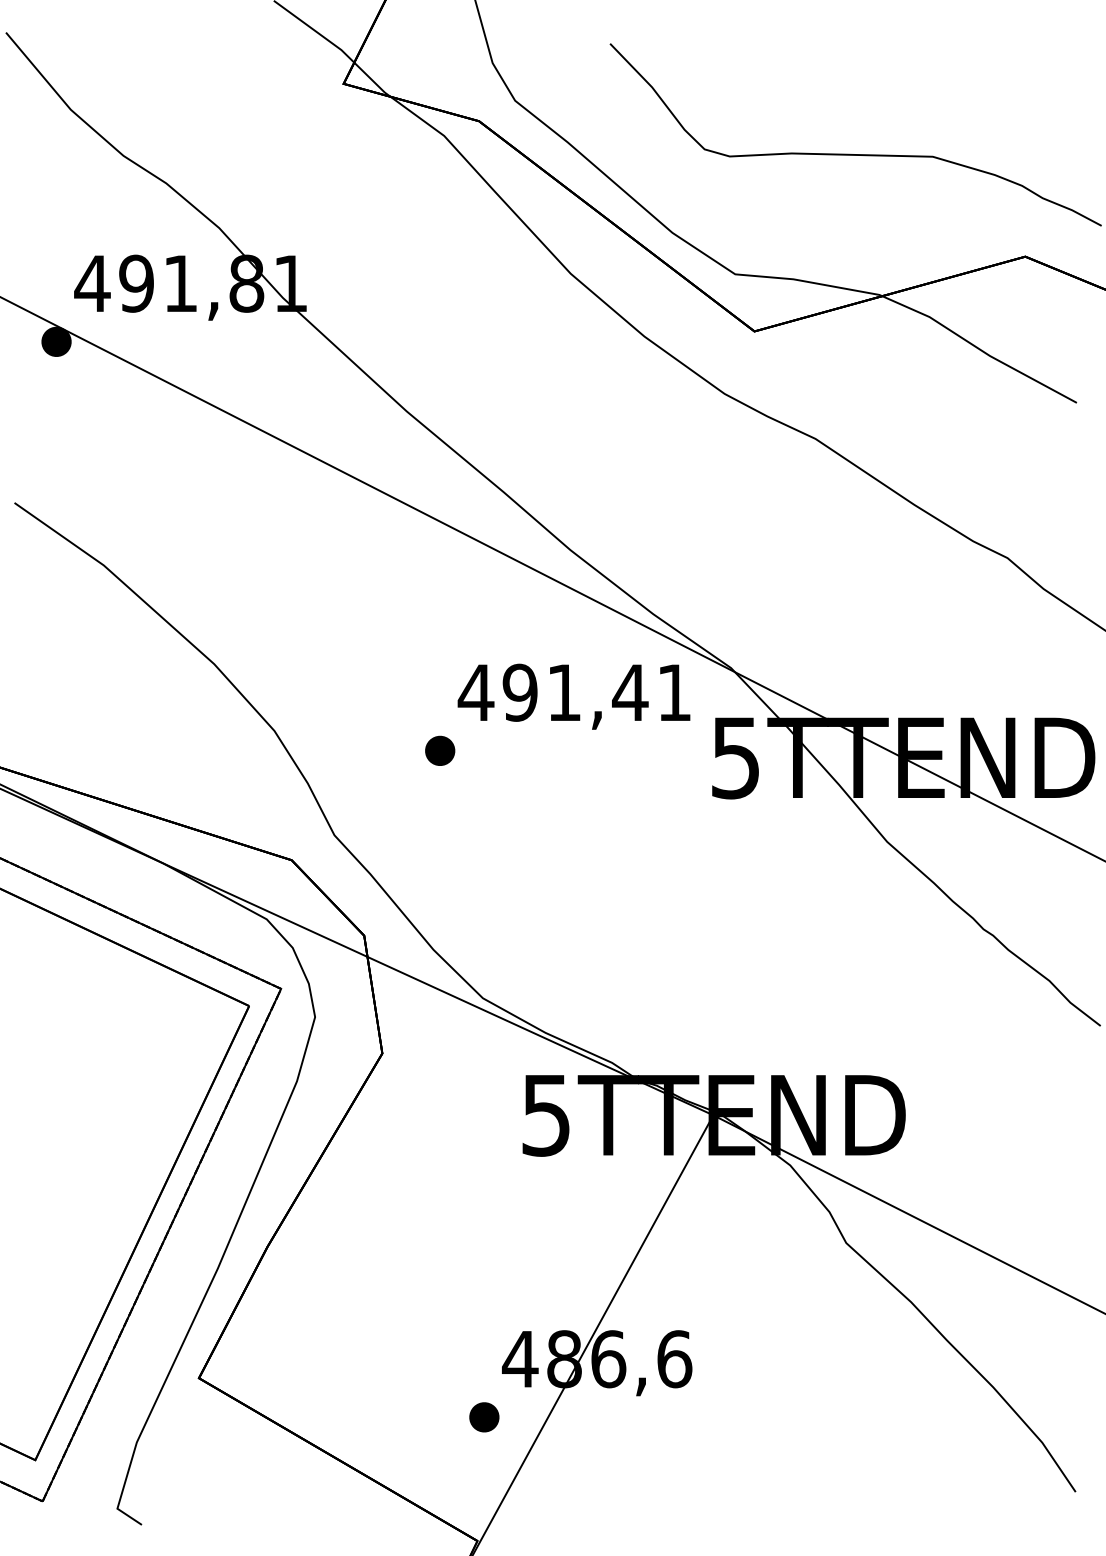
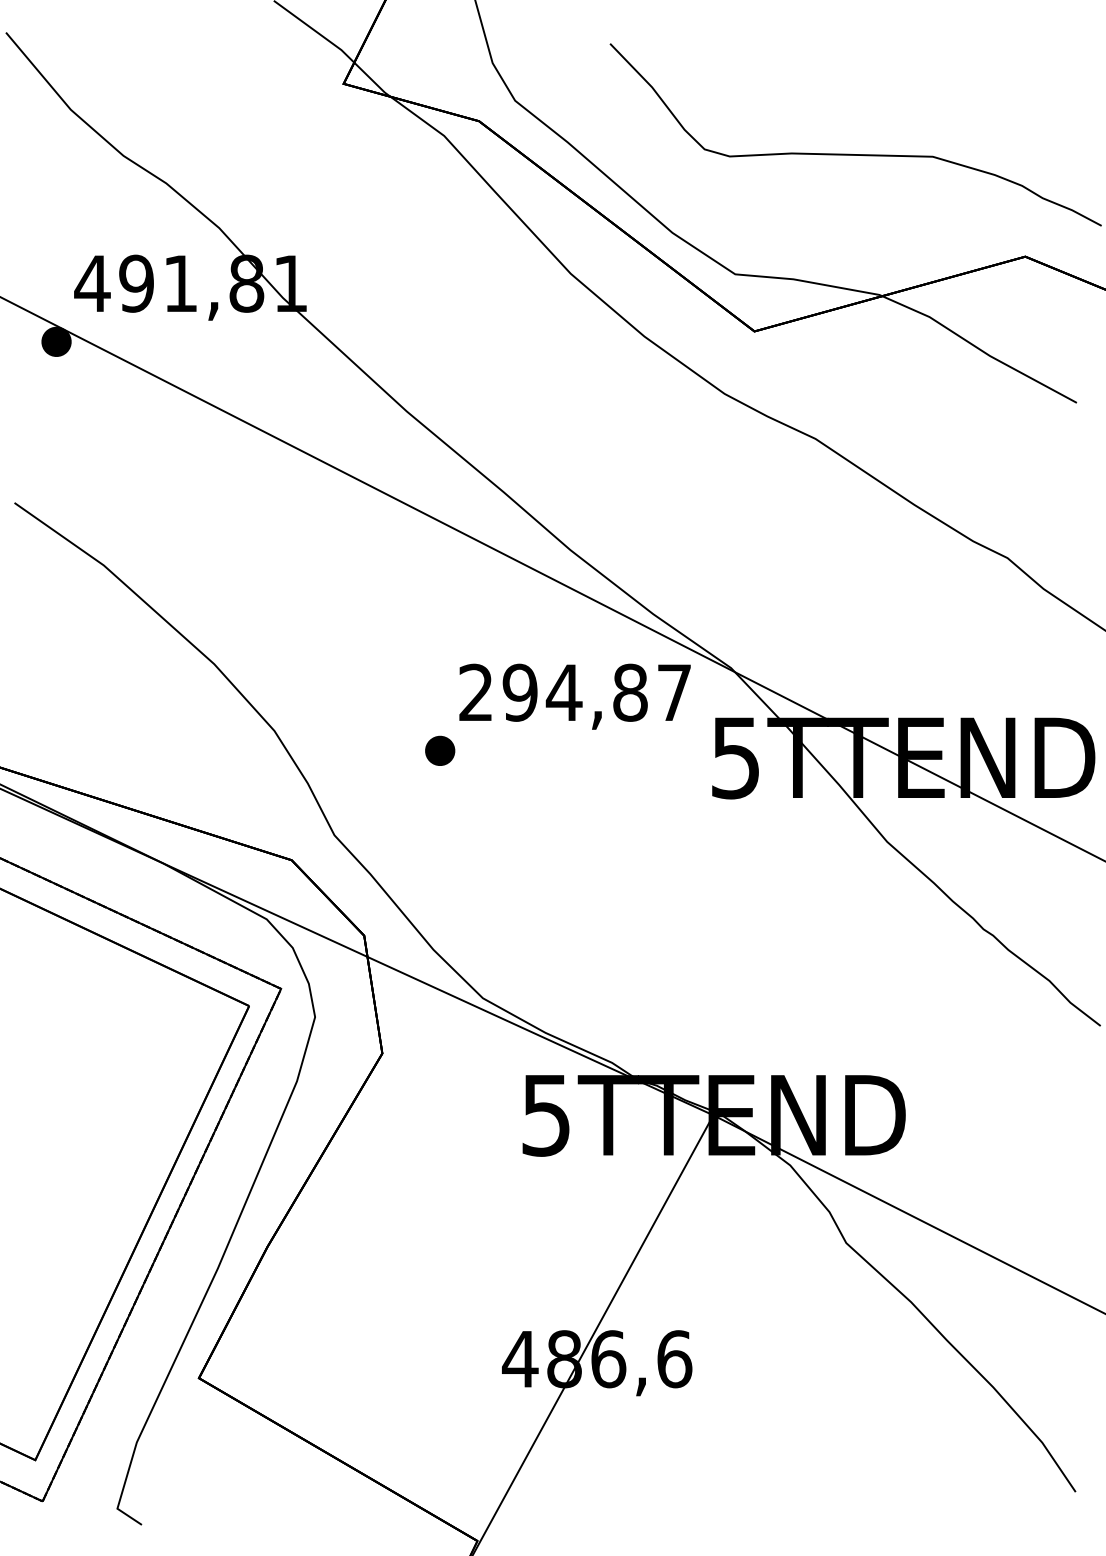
text: 491,41 -> 294,87 (573, 692)
part: present -> none (484, 1417)
